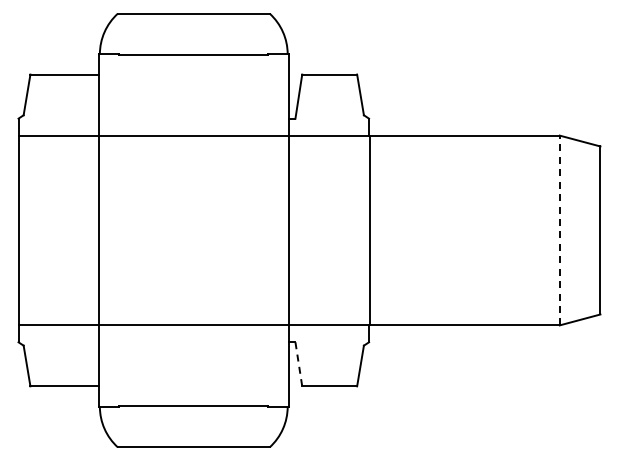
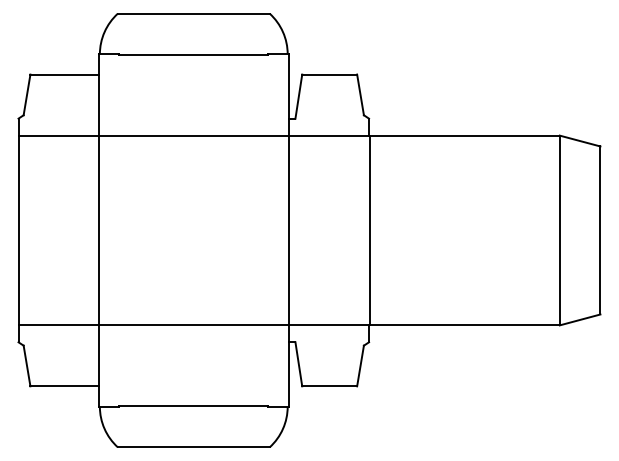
line: dashed -> solid (559, 230)
line: dashed -> solid (298, 364)
